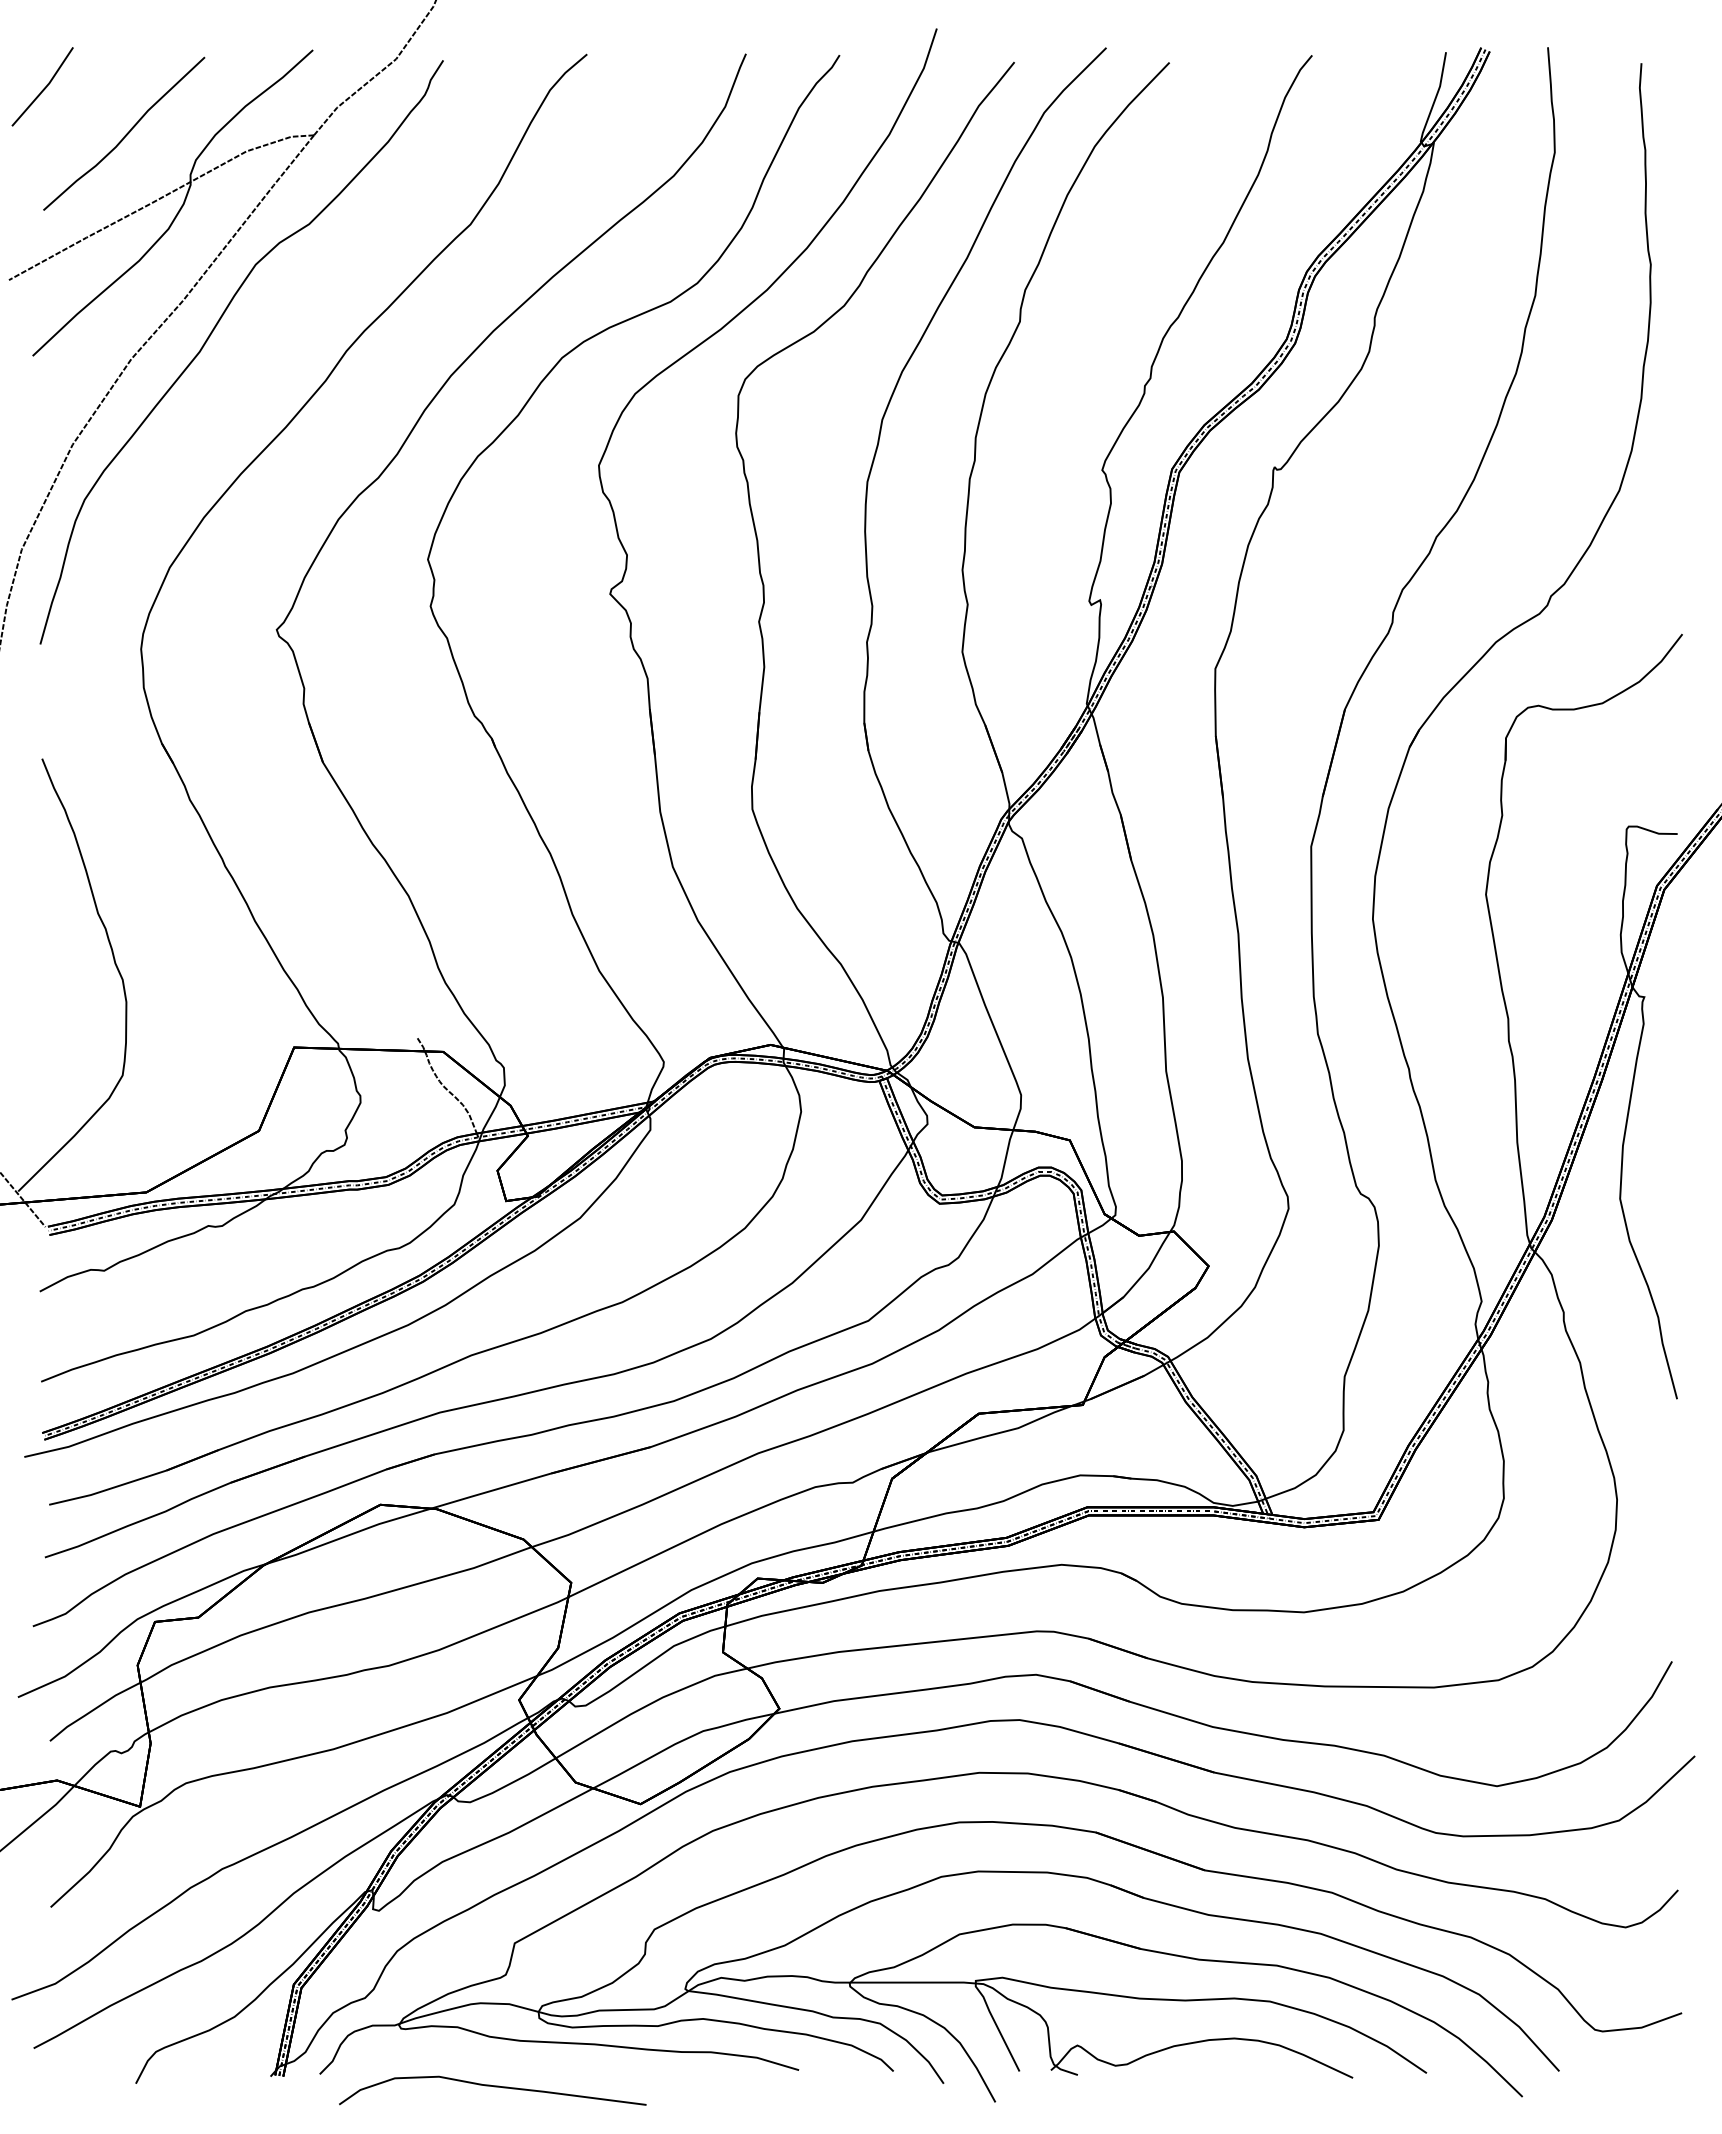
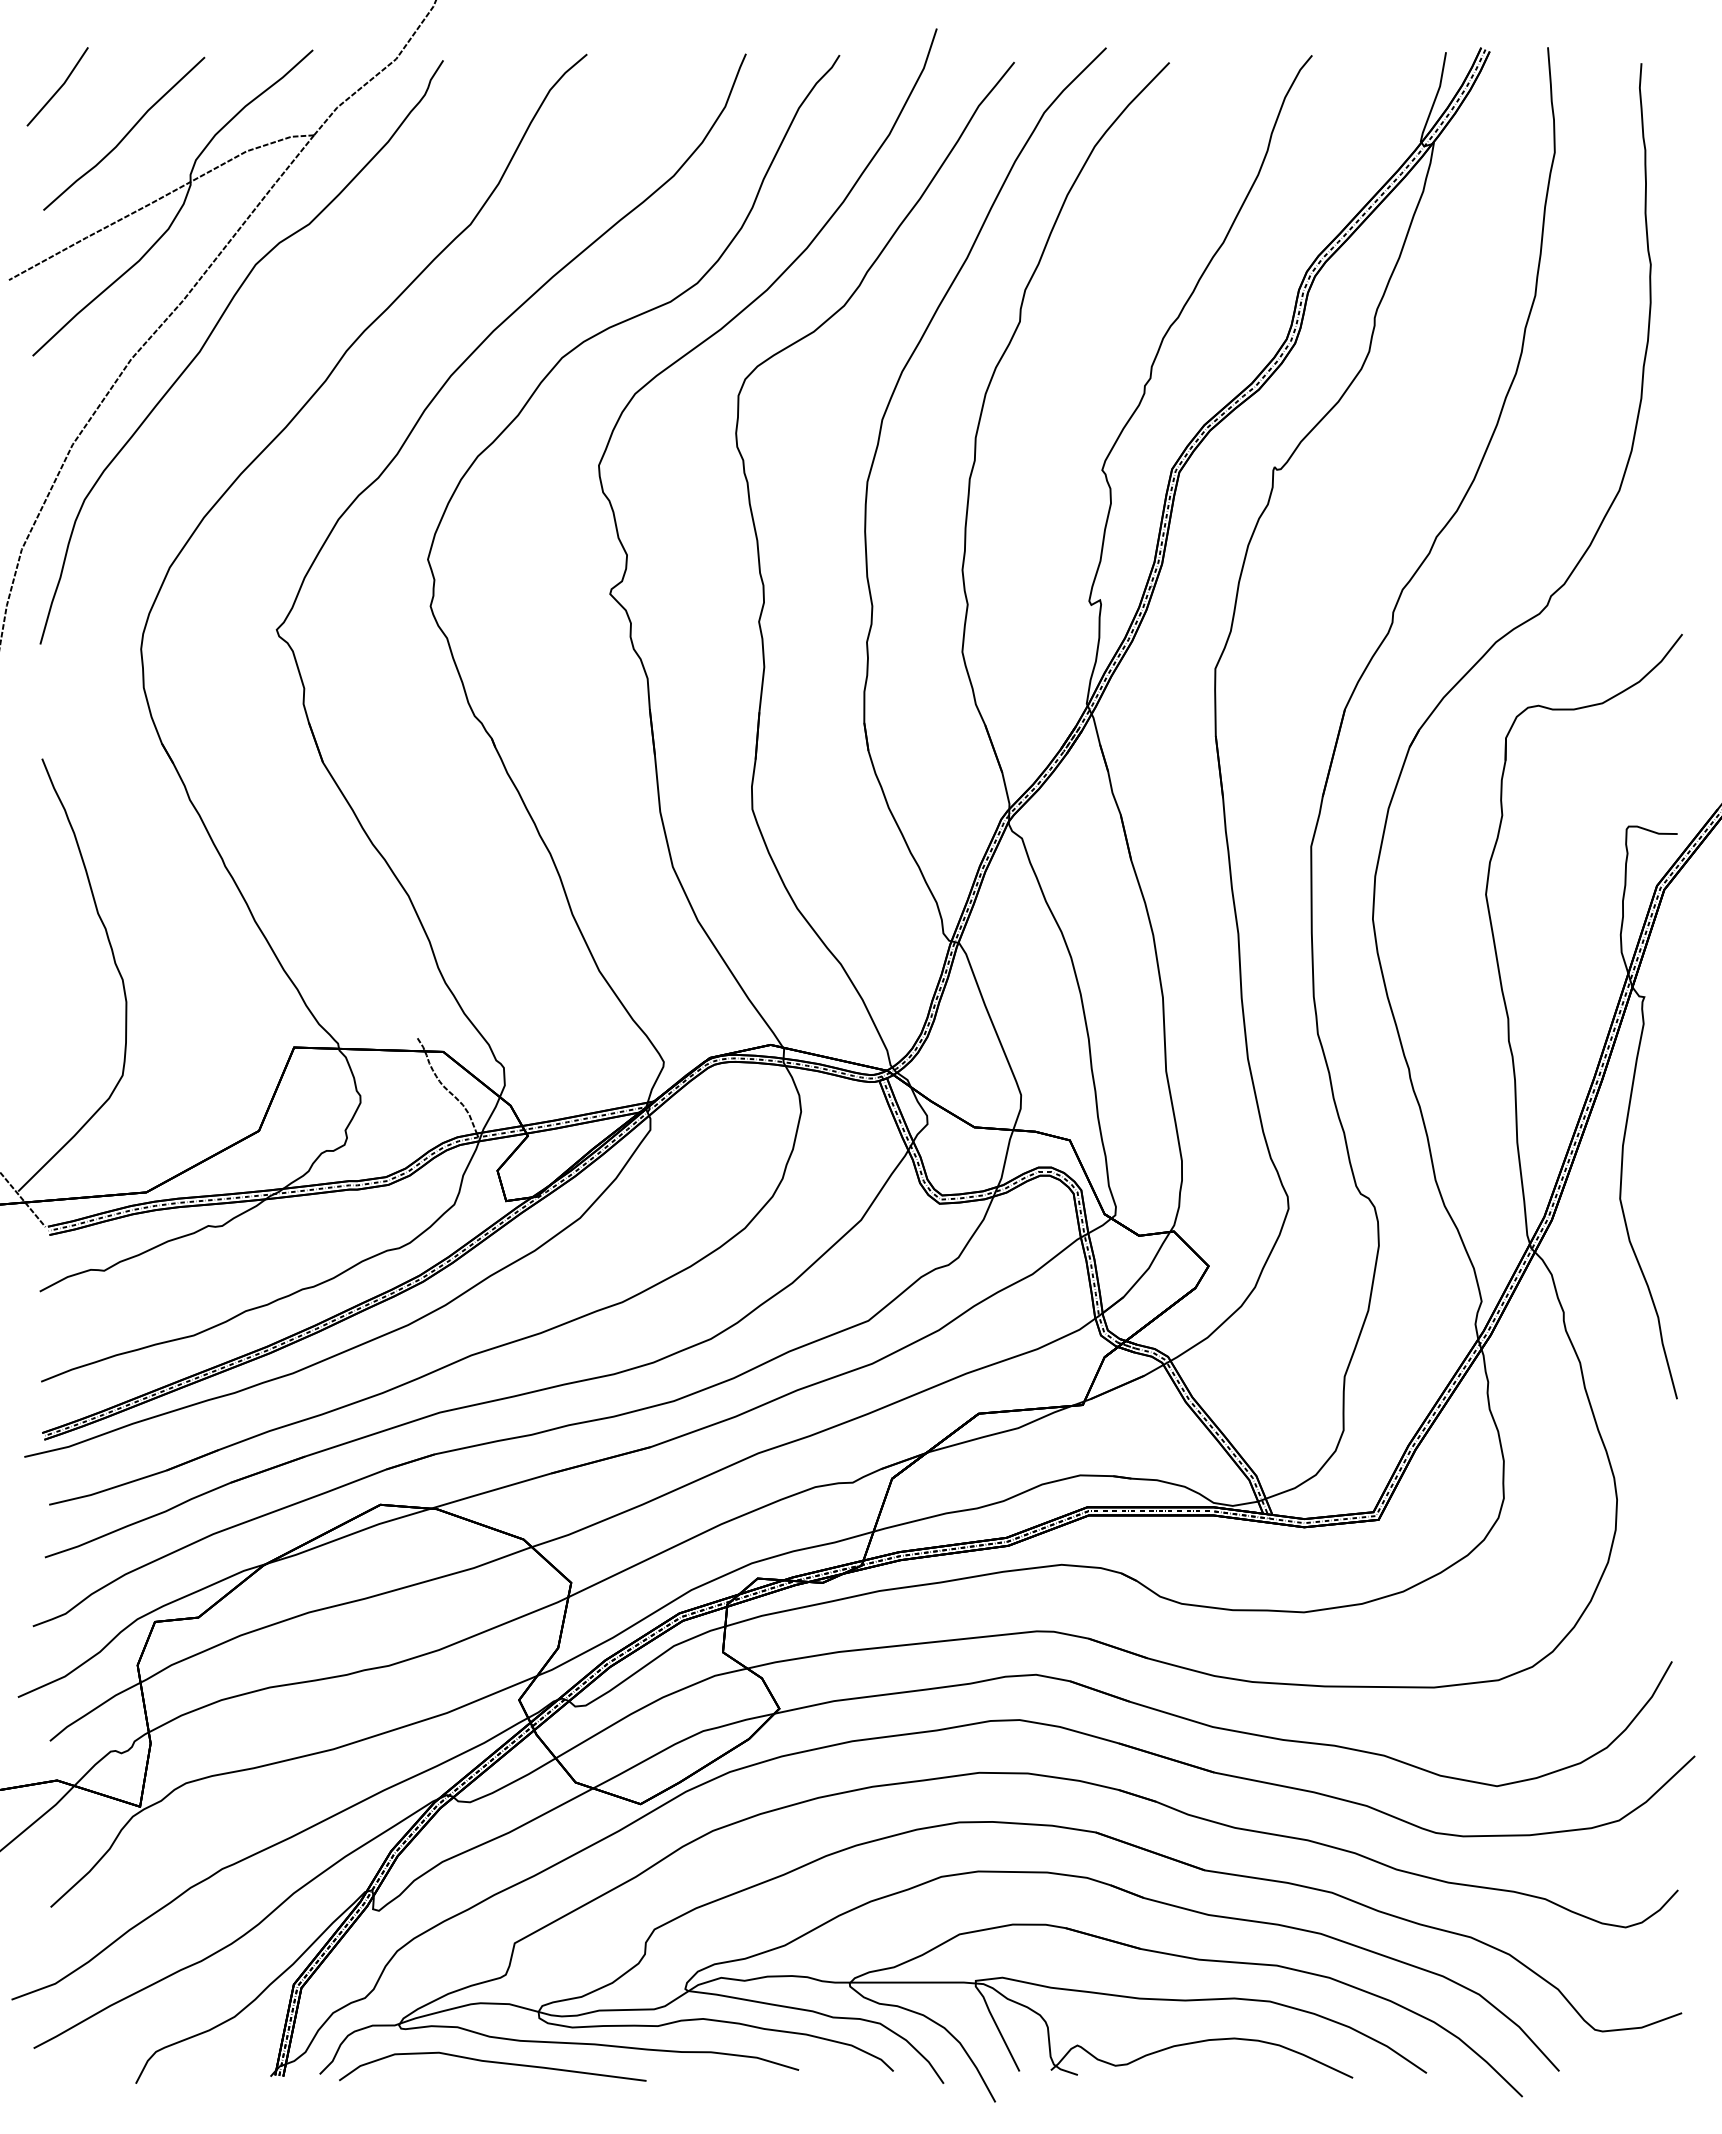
line position: (44, 87) -> (59, 87) (59, 87)
curve position: (494, 2087) -> (494, 2063) (494, 2063)
